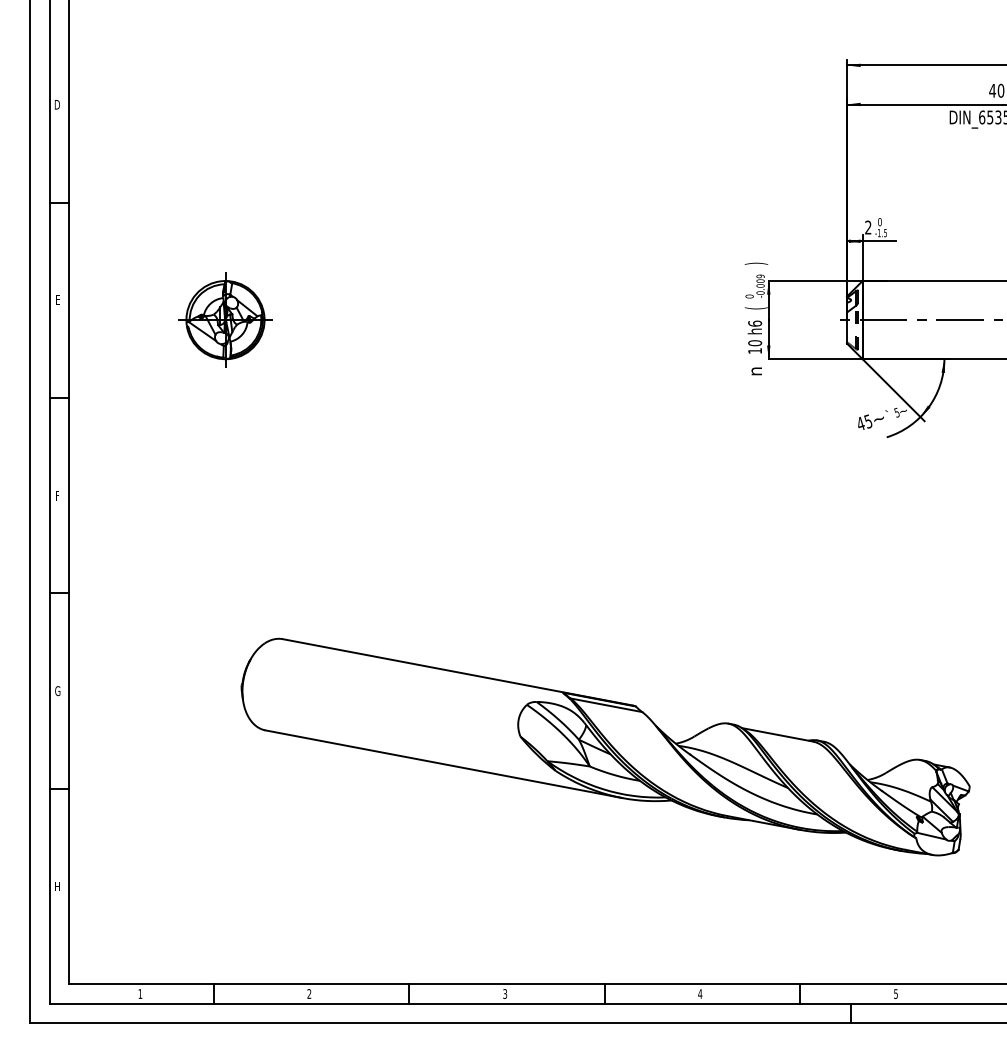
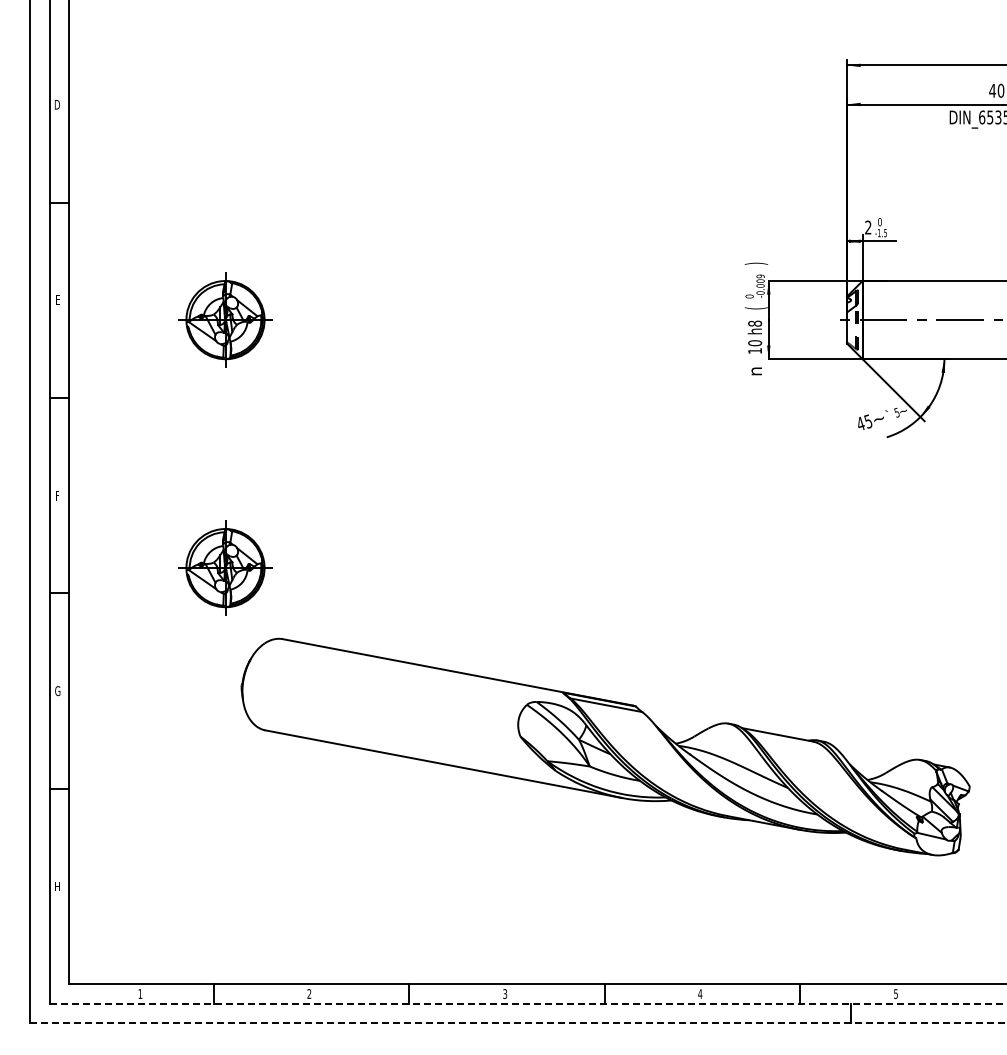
text: h6 -> h8 (754, 323)
part: none -> present (225, 567)
line: solid -> dashed (528, 1003)
line: solid -> dashed (519, 1023)
